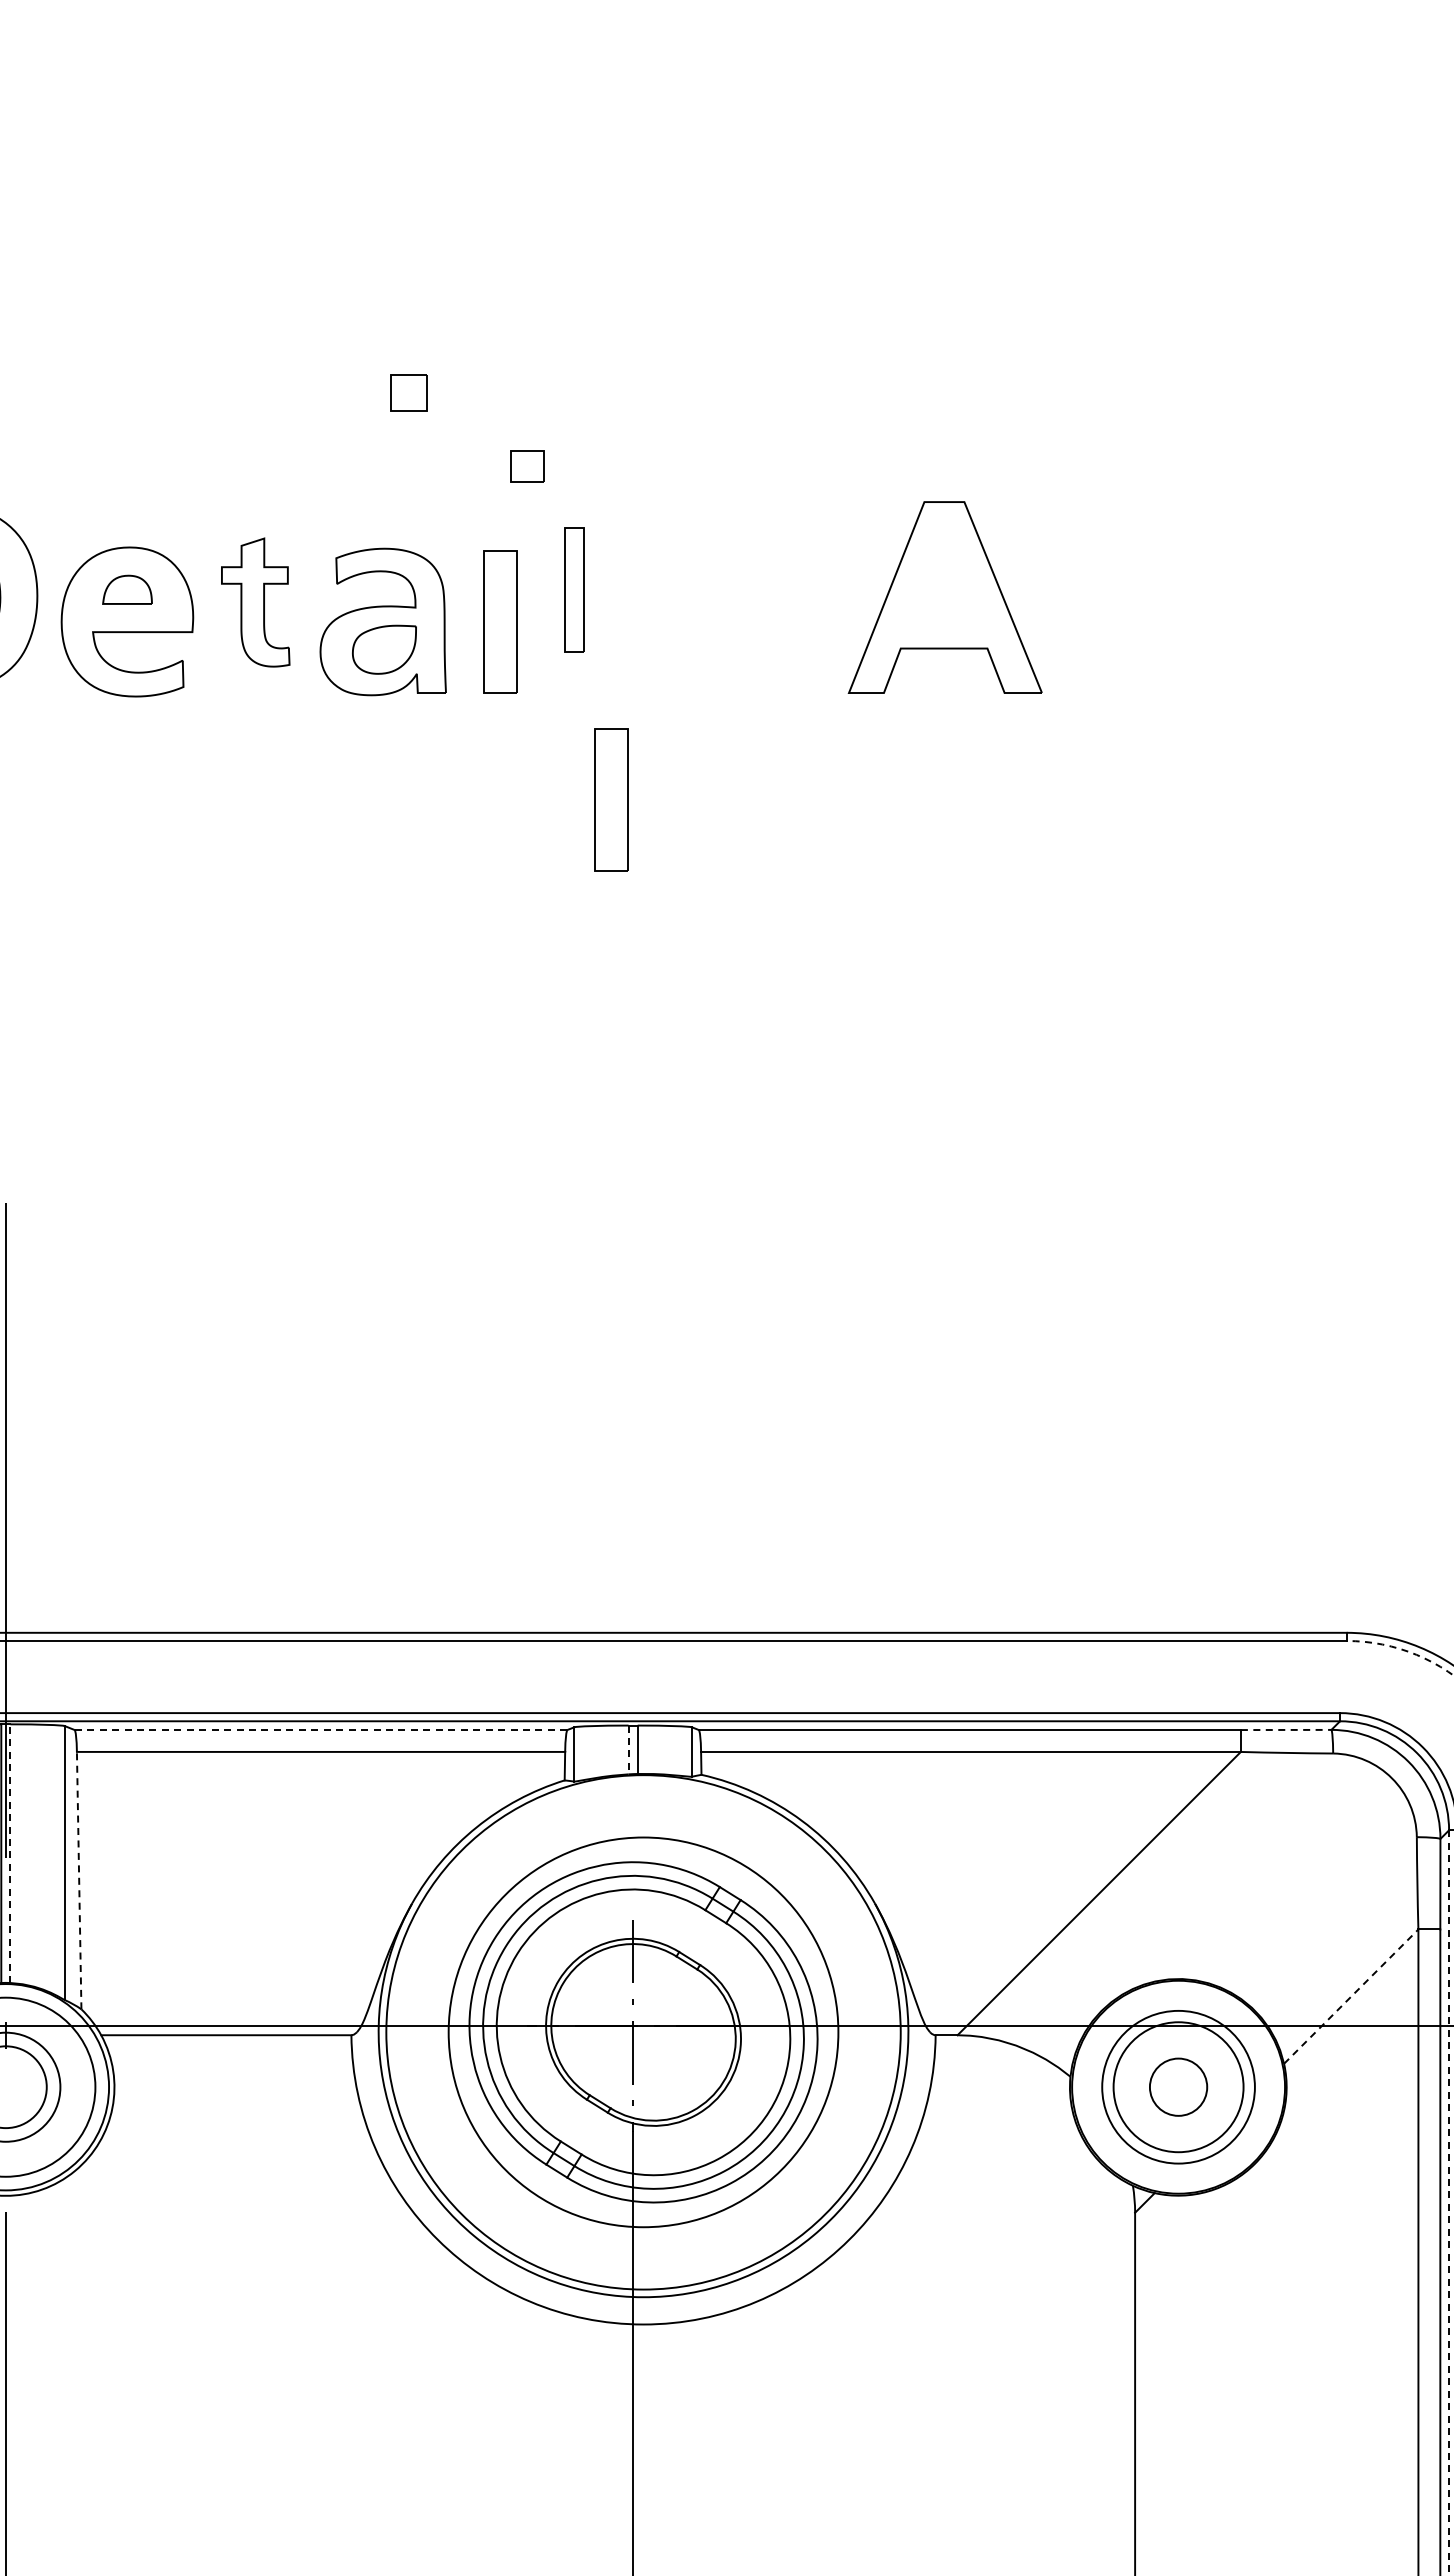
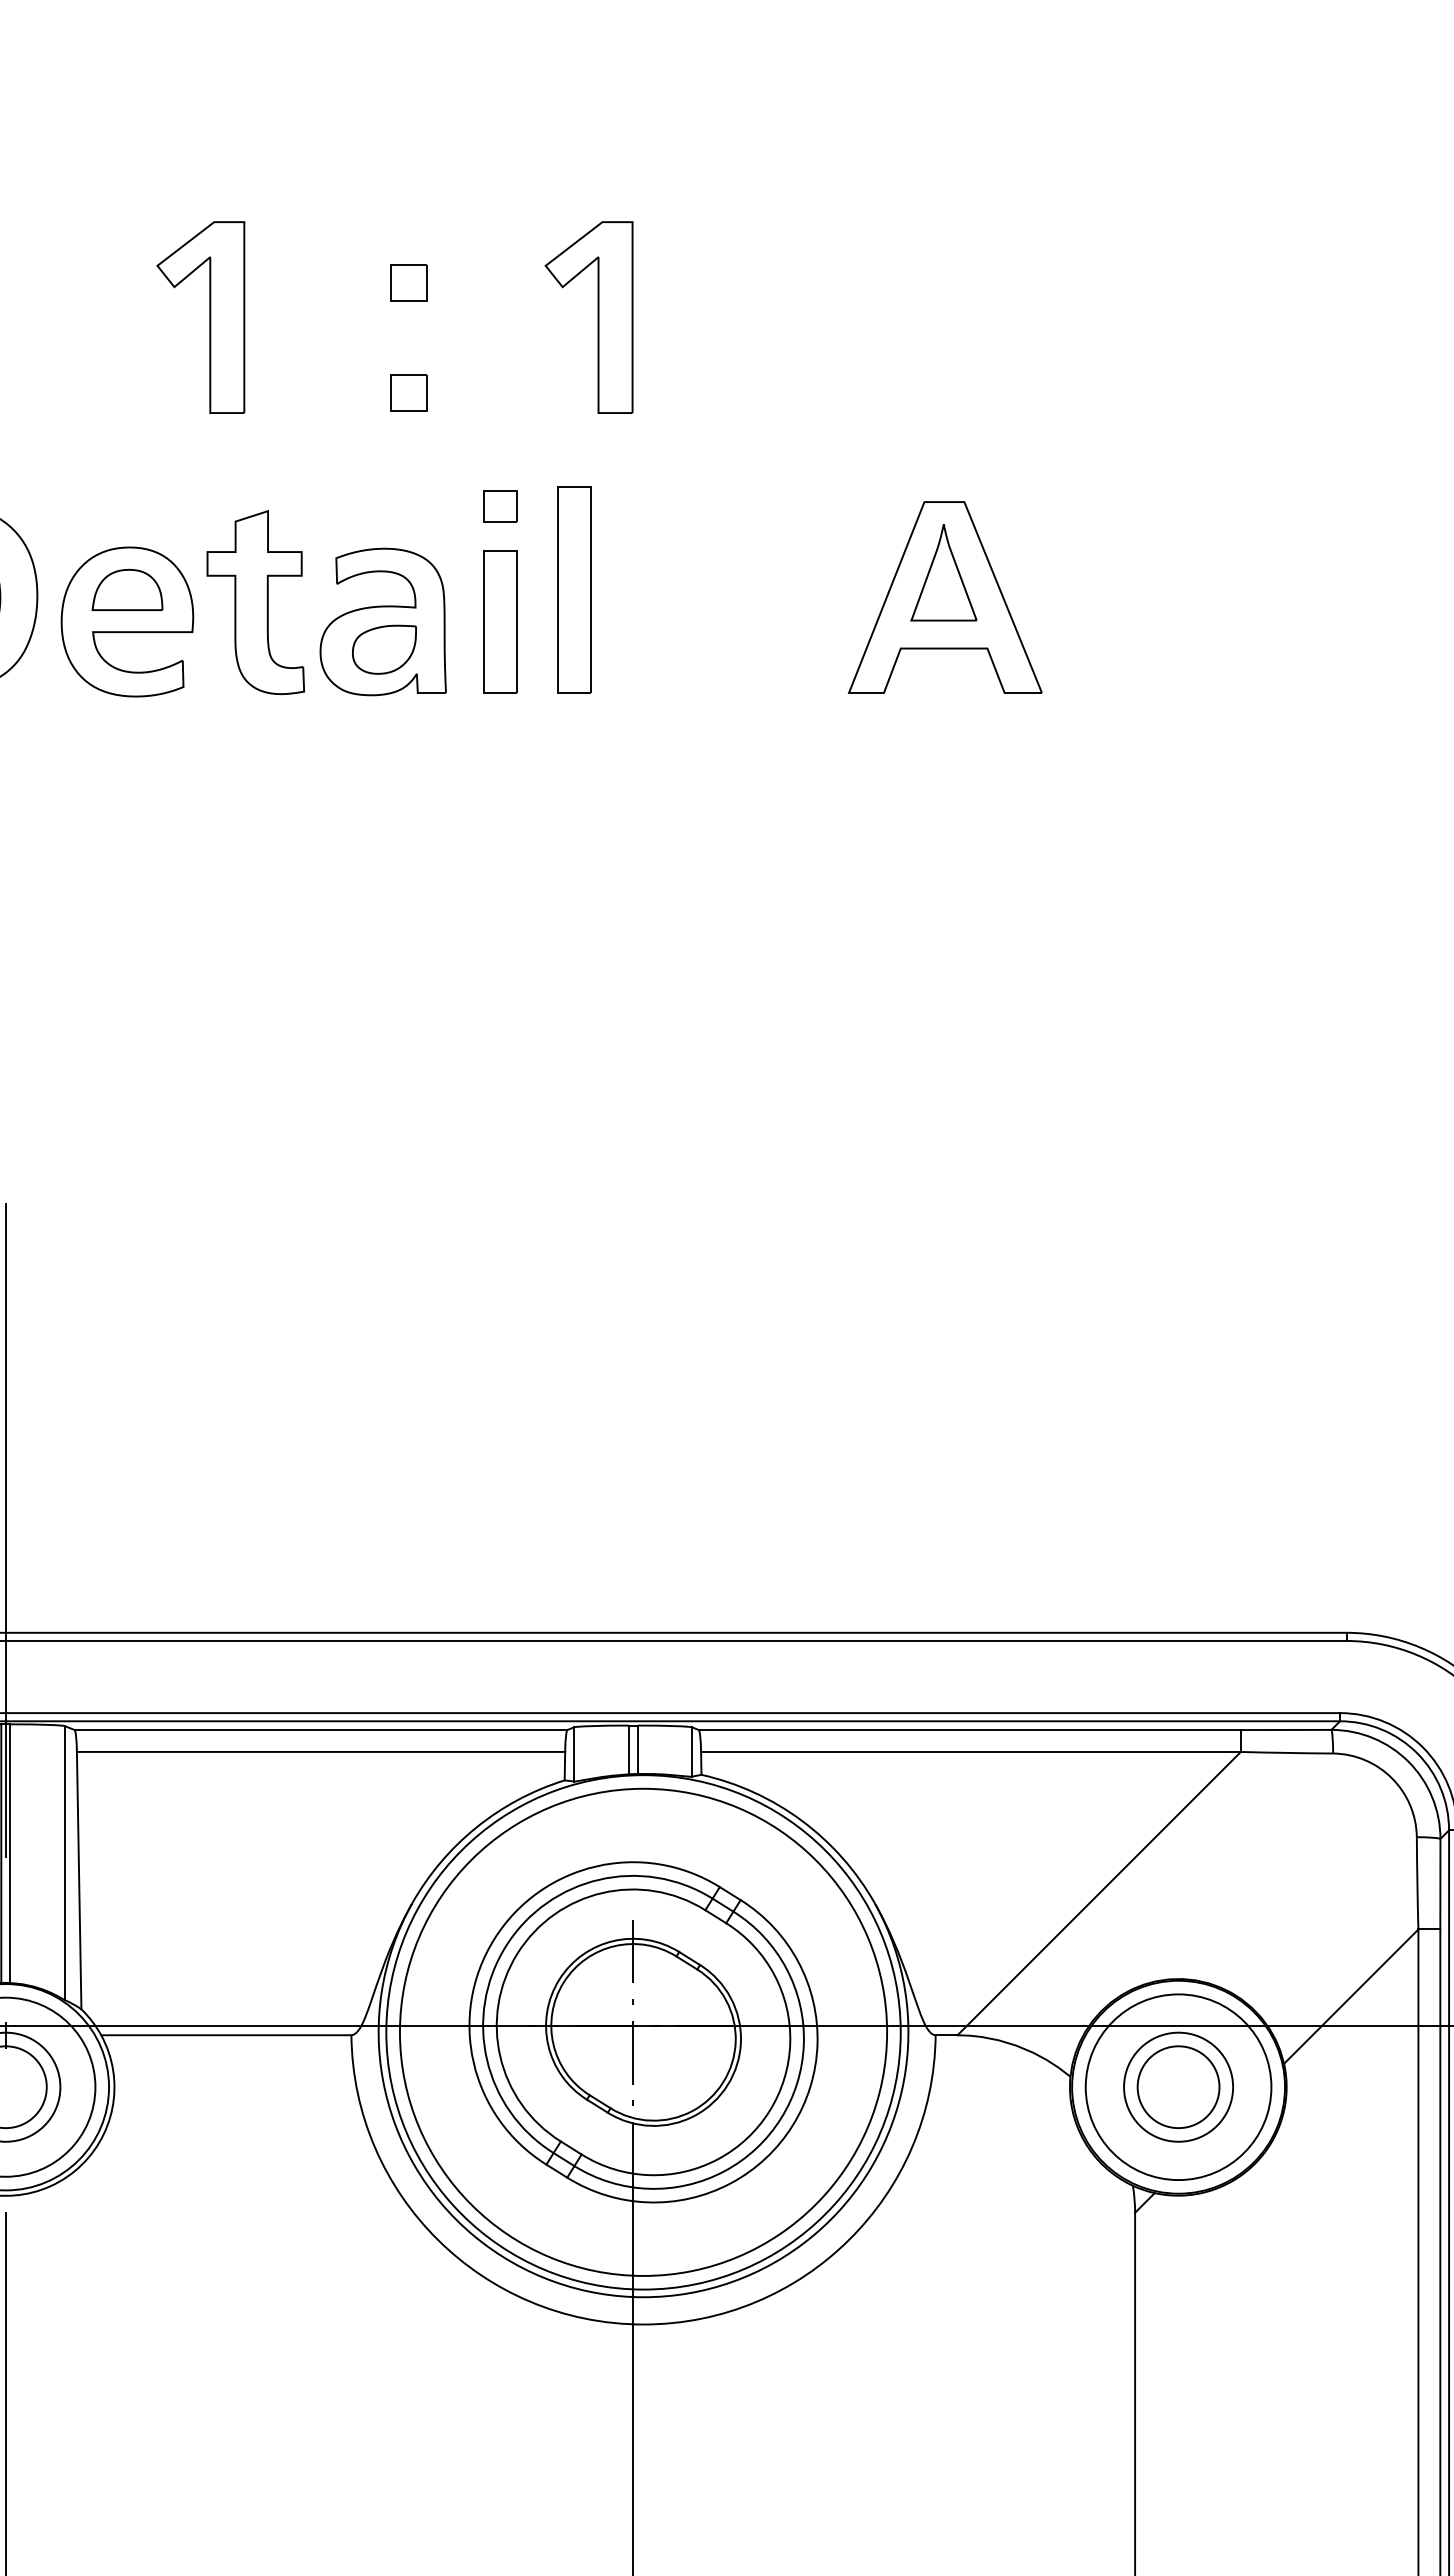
part: none -> present (408, 282)
part: none -> present (209, 317)
part: none -> present (597, 317)
part position: (527, 466) -> (500, 506) (500, 506)
part: none -> present (943, 572)
part size: 51x31 px -> 73x43 px (127, 589)
part size: 21x126 px -> 35x208 px (574, 589)
part size: 70x131 px -> 99x185 px (255, 602)
part: present -> none (611, 799)
arc: dashed -> solid (1402, 1649)
line: dashed -> solid (1286, 1729)
line: dashed -> solid (321, 1730)
line: dashed -> solid (628, 1750)
line: dashed -> solid (10, 1853)
line: dashed -> solid (79, 1880)
line: dashed -> solid (1351, 1996)
circle diameter: 390 px -> 487 px (643, 2031)
circle diameter: 153 px -> 109 px (1178, 2086)
circle diameter: 57 px -> 82 px (1178, 2087)
circle diameter: 130 px -> 186 px (1178, 2087)
line: dashed -> solid (1449, 2203)
